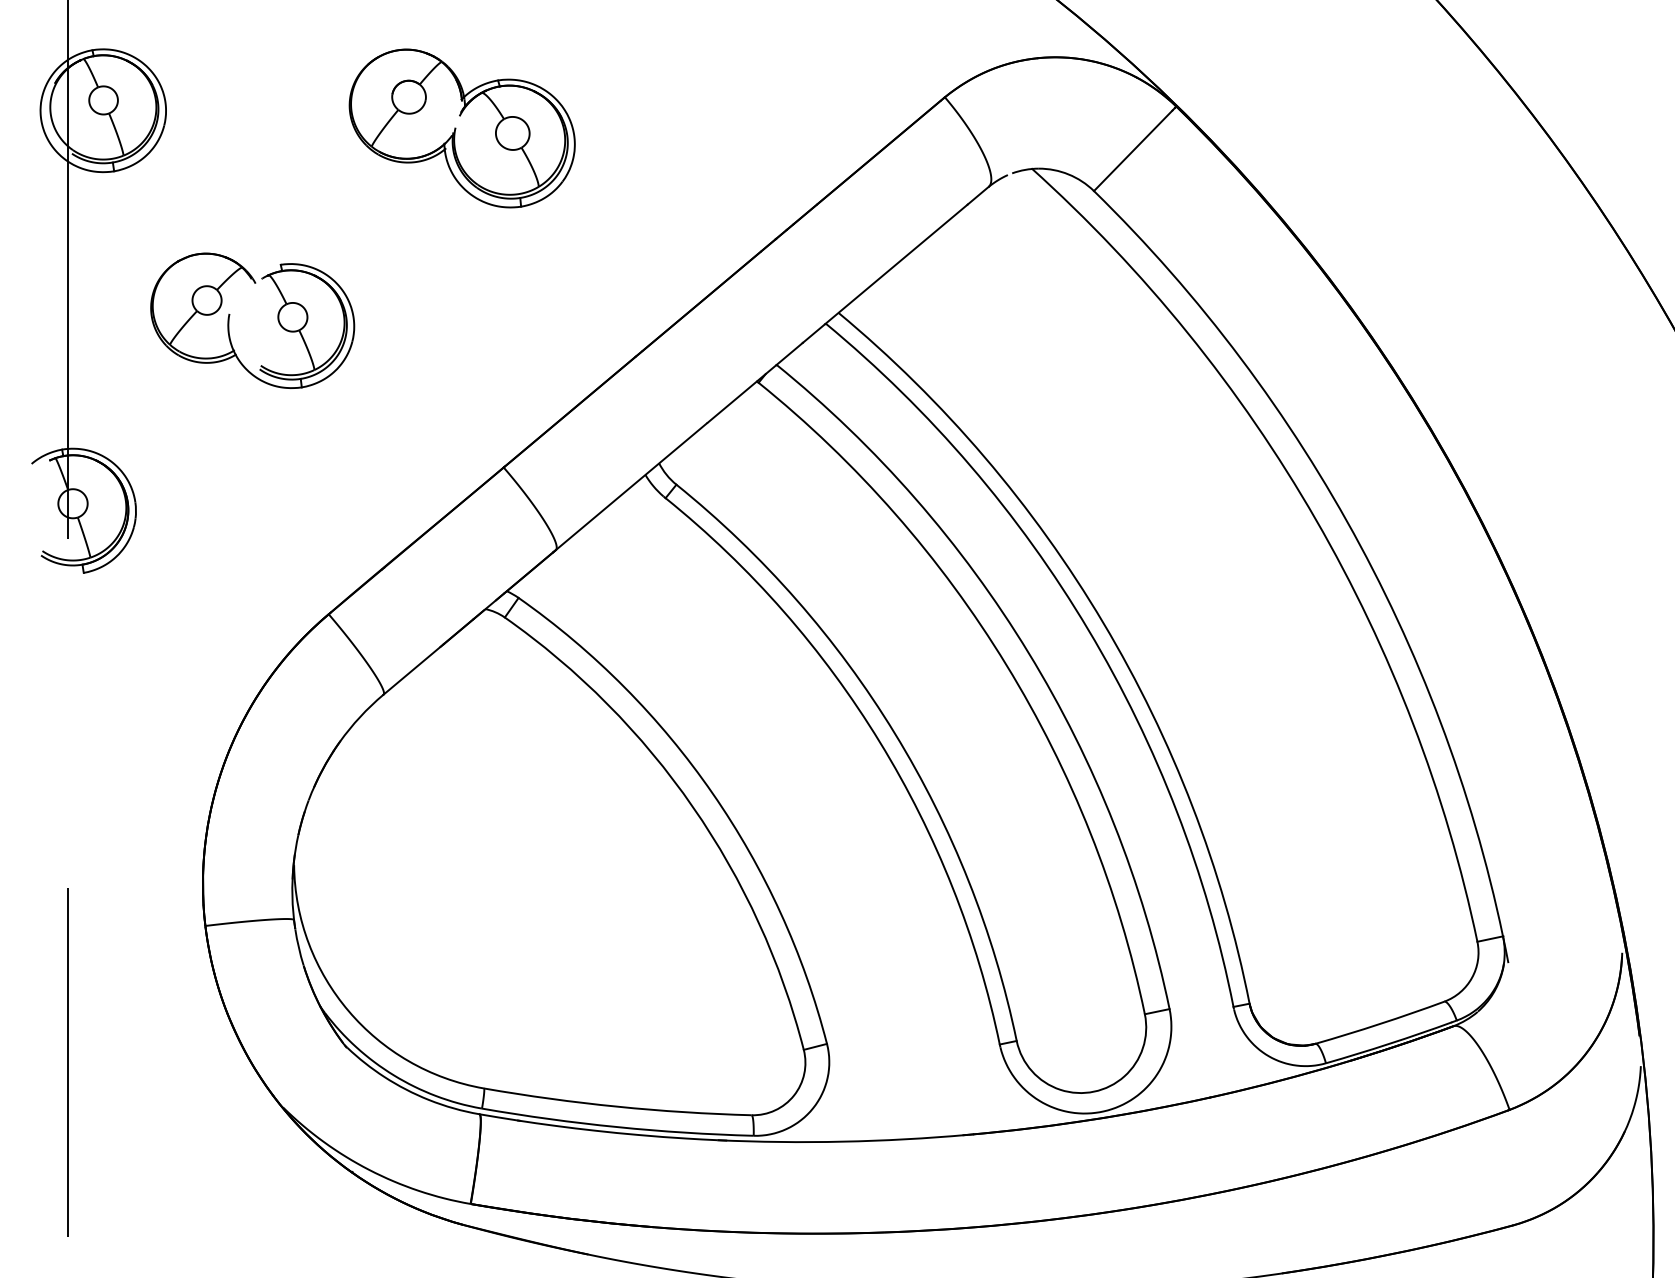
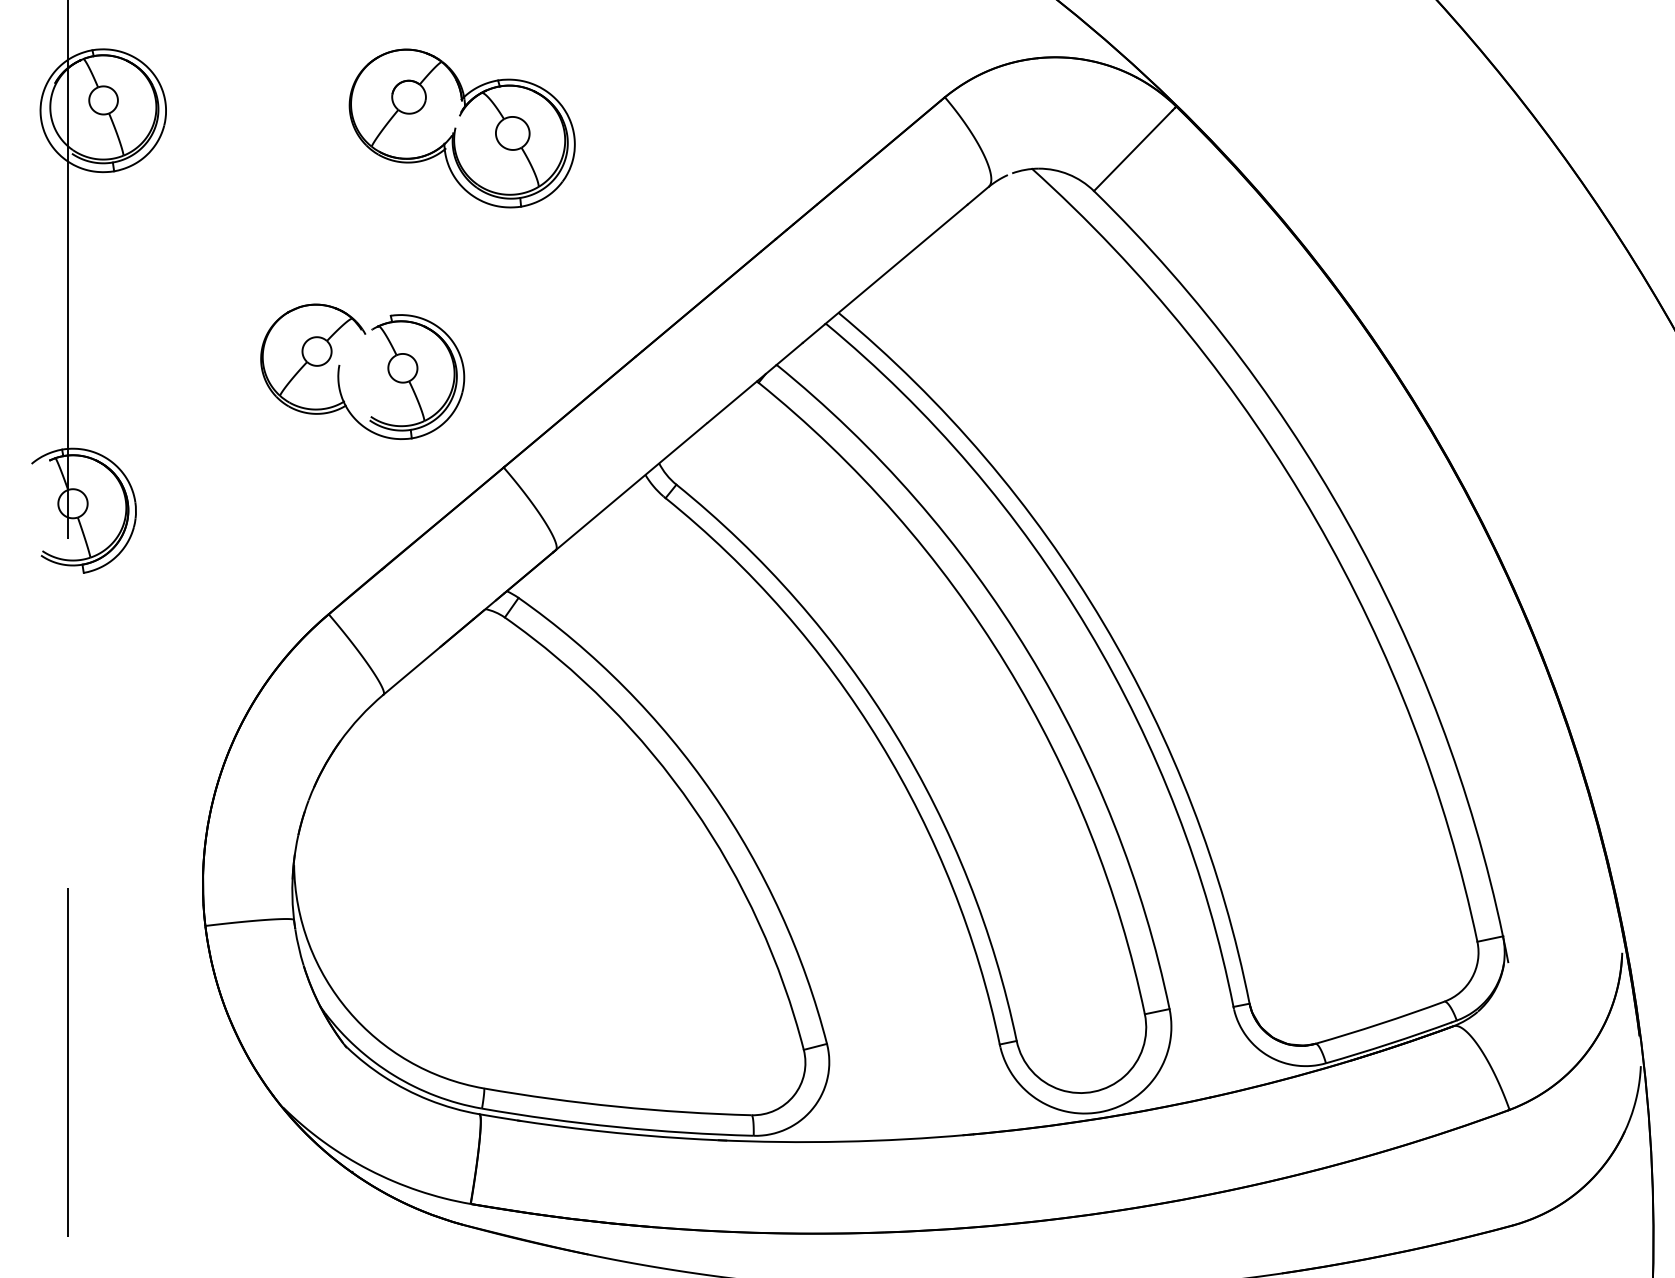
part position: (230, 315) -> (340, 366) (340, 366)
